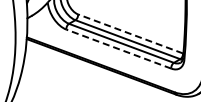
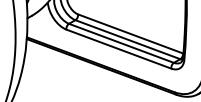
line: dashed -> solid (130, 33)
line: dashed -> solid (118, 49)
